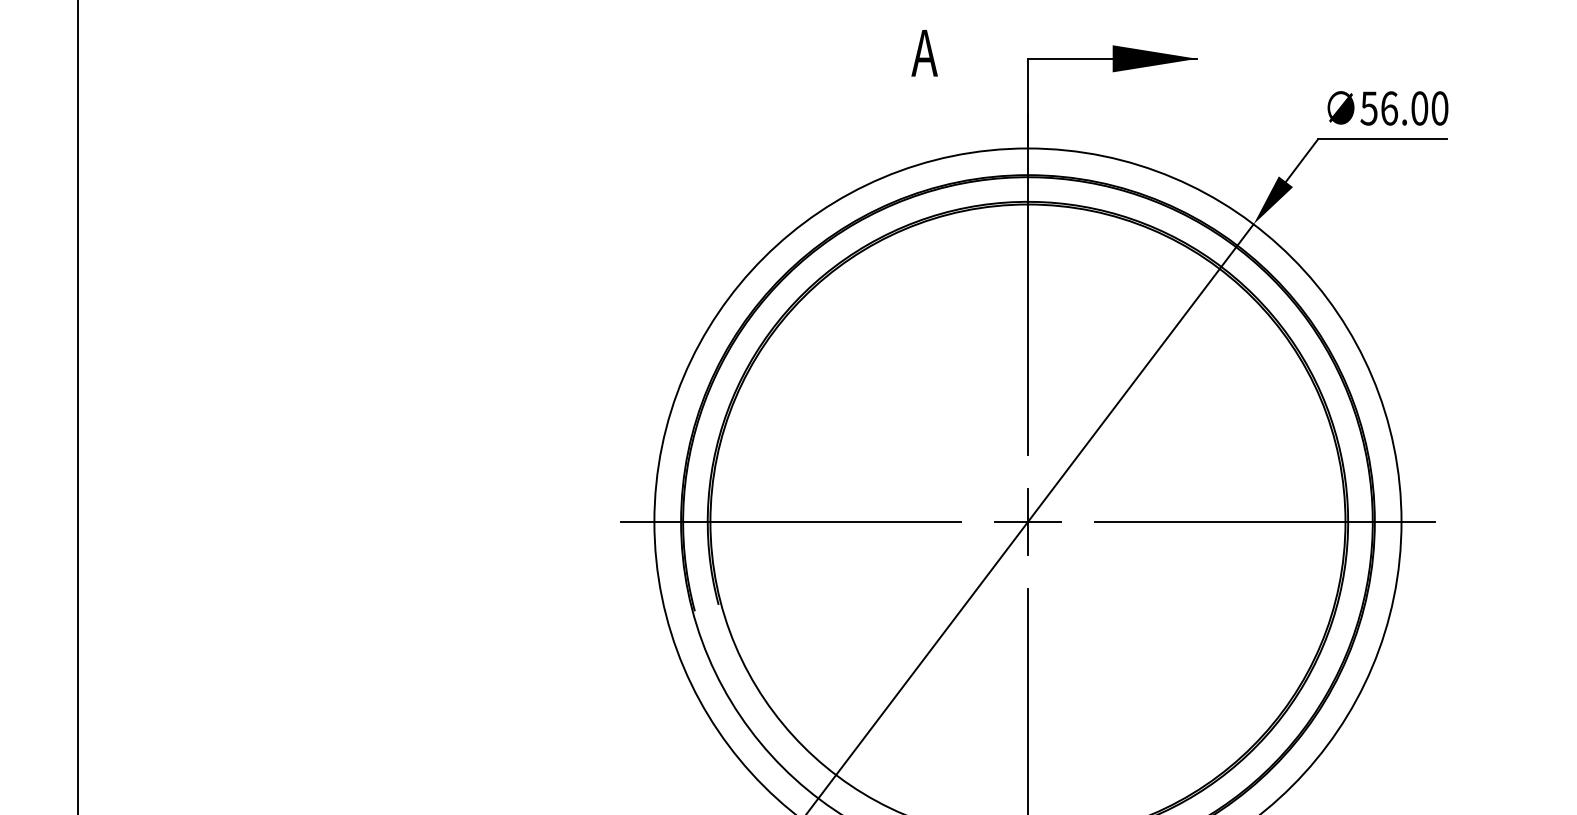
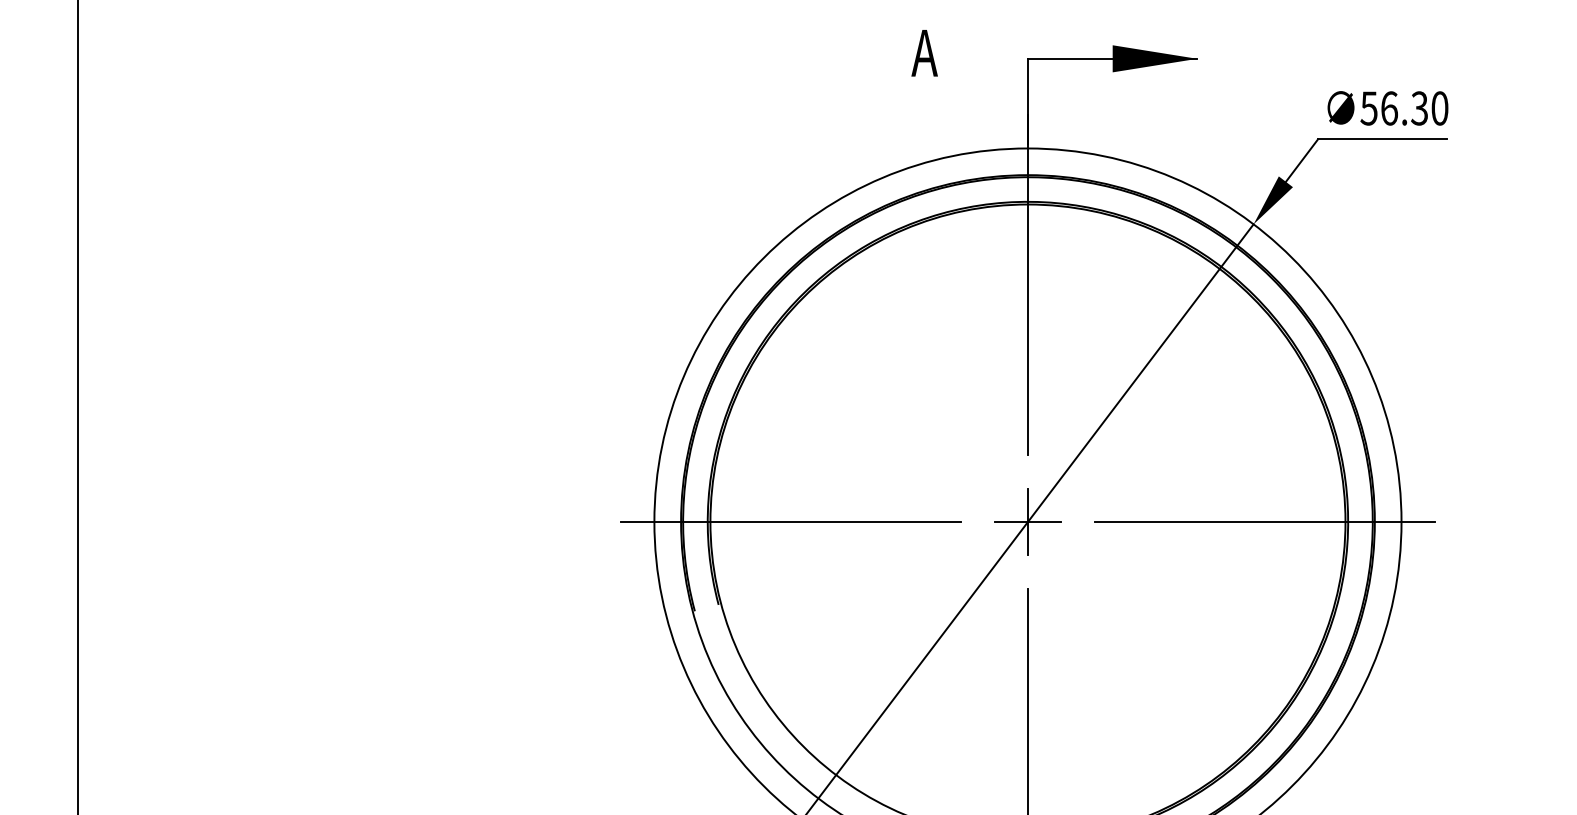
text: 56.00 -> 56.30 (1419, 108)
